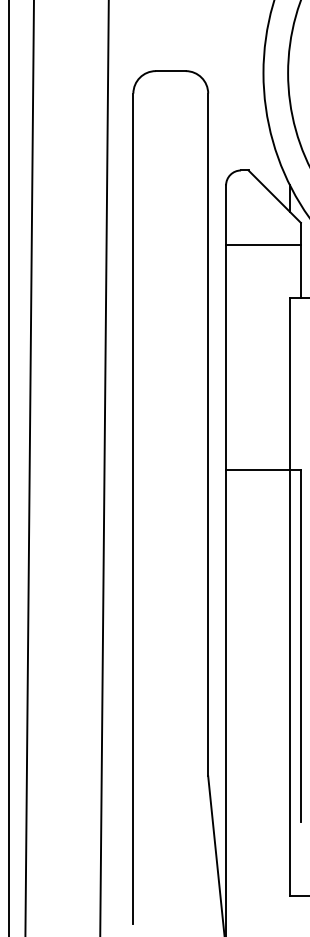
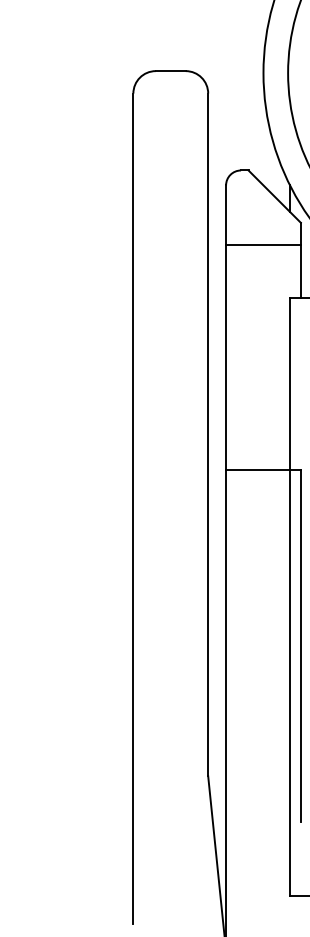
line: present -> none (9, 467)
line: present -> none (29, 467)
line: present -> none (104, 467)
